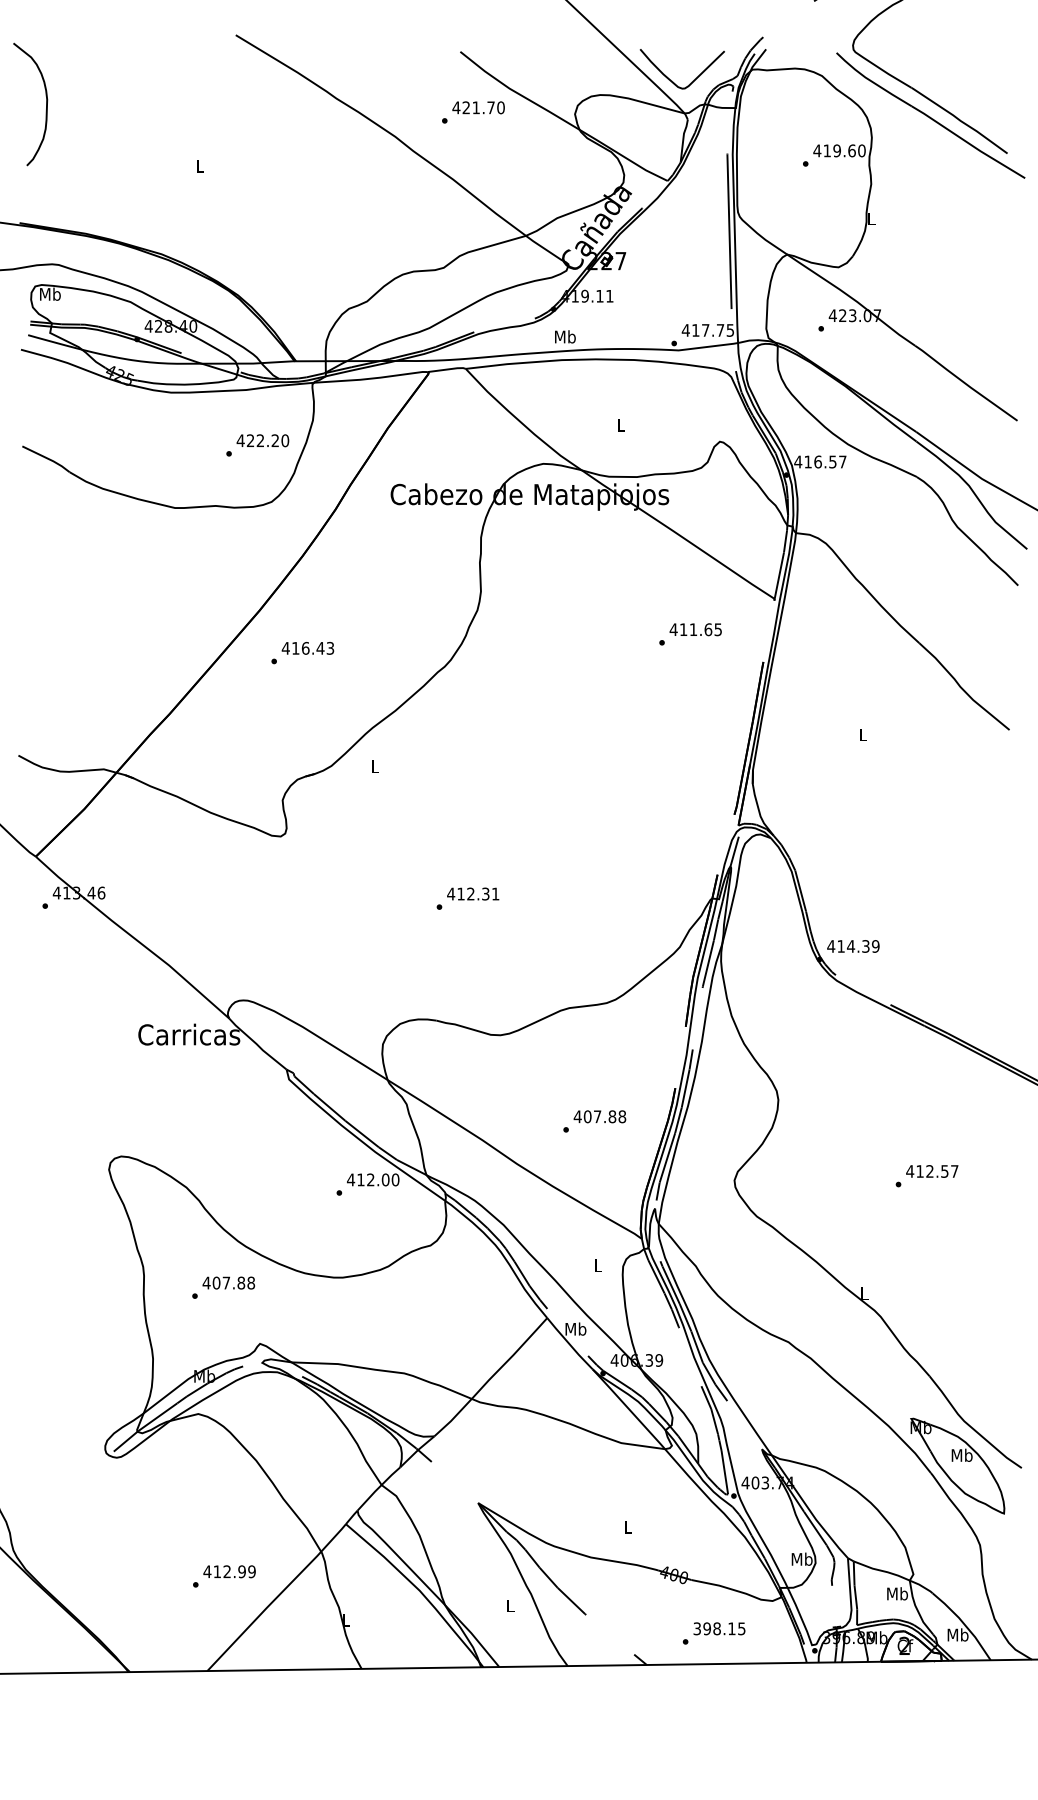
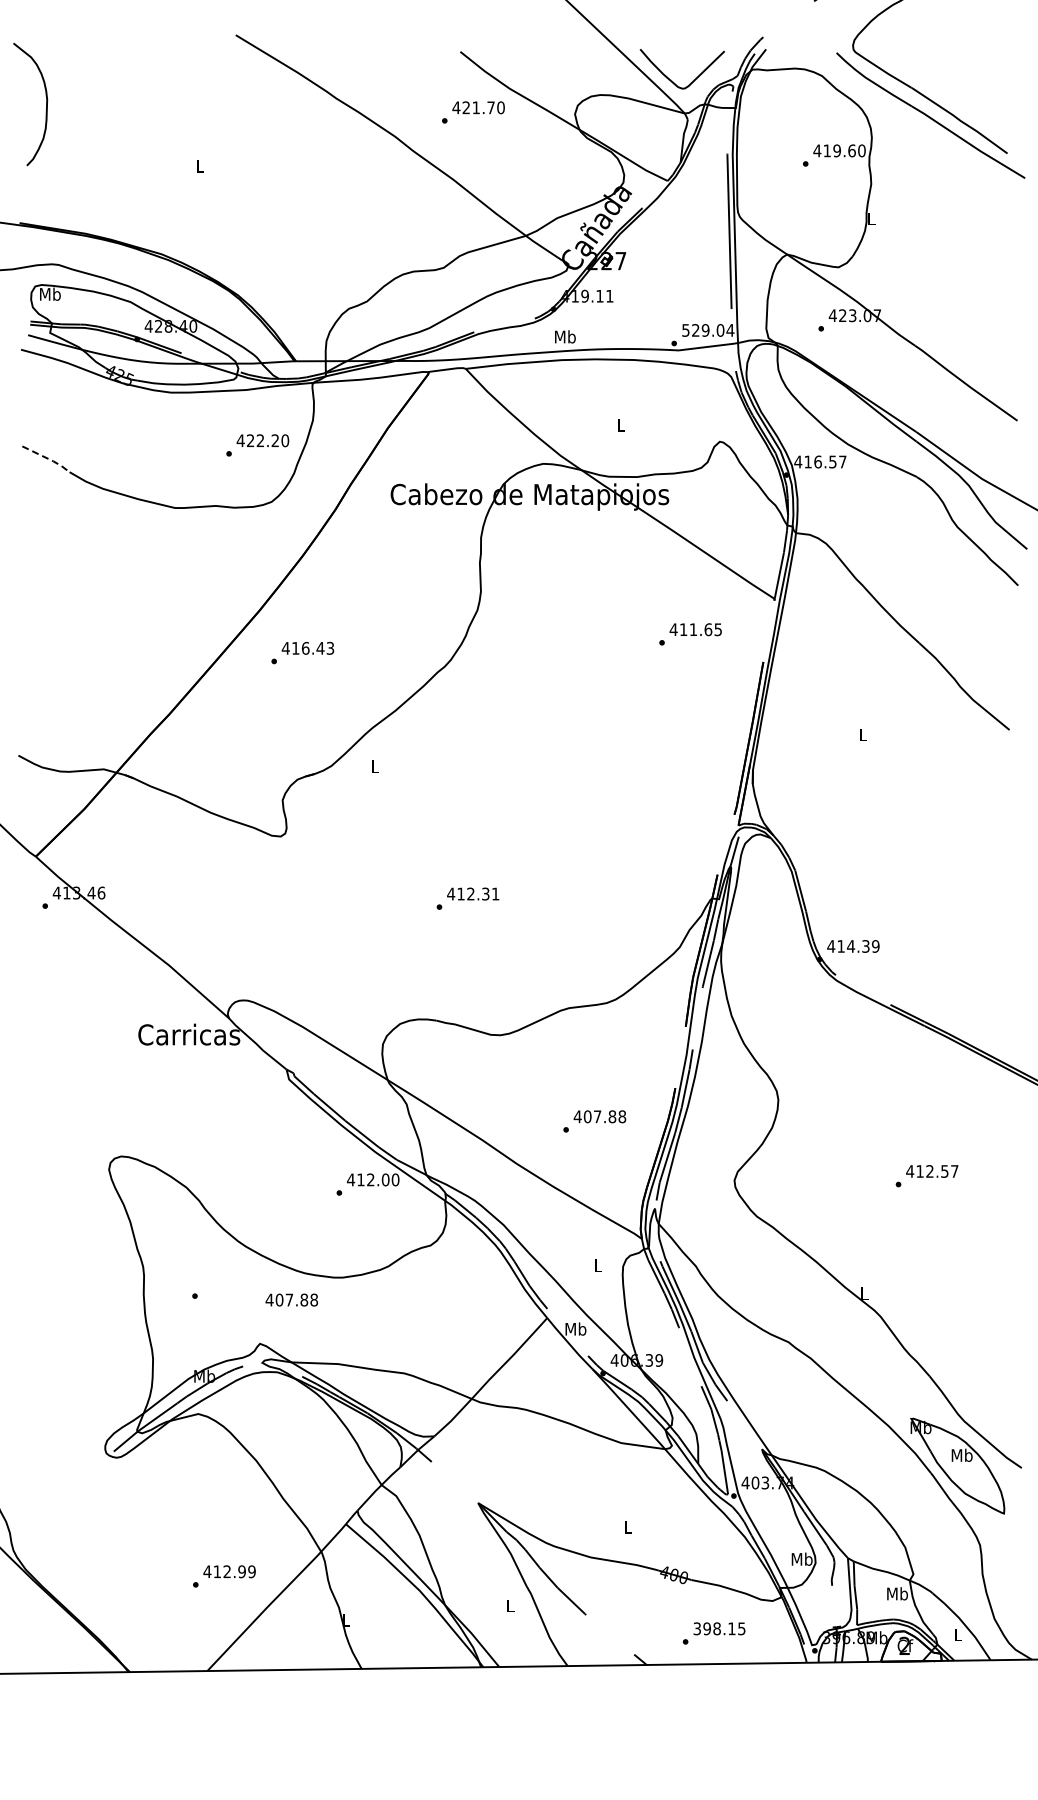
text: 417.75 -> 529.04 (707, 330)
line: solid -> dashed (48, 458)
text position: (228, 1282) -> (291, 1299) (291, 1299)
text: Mb -> L (957, 1634)
